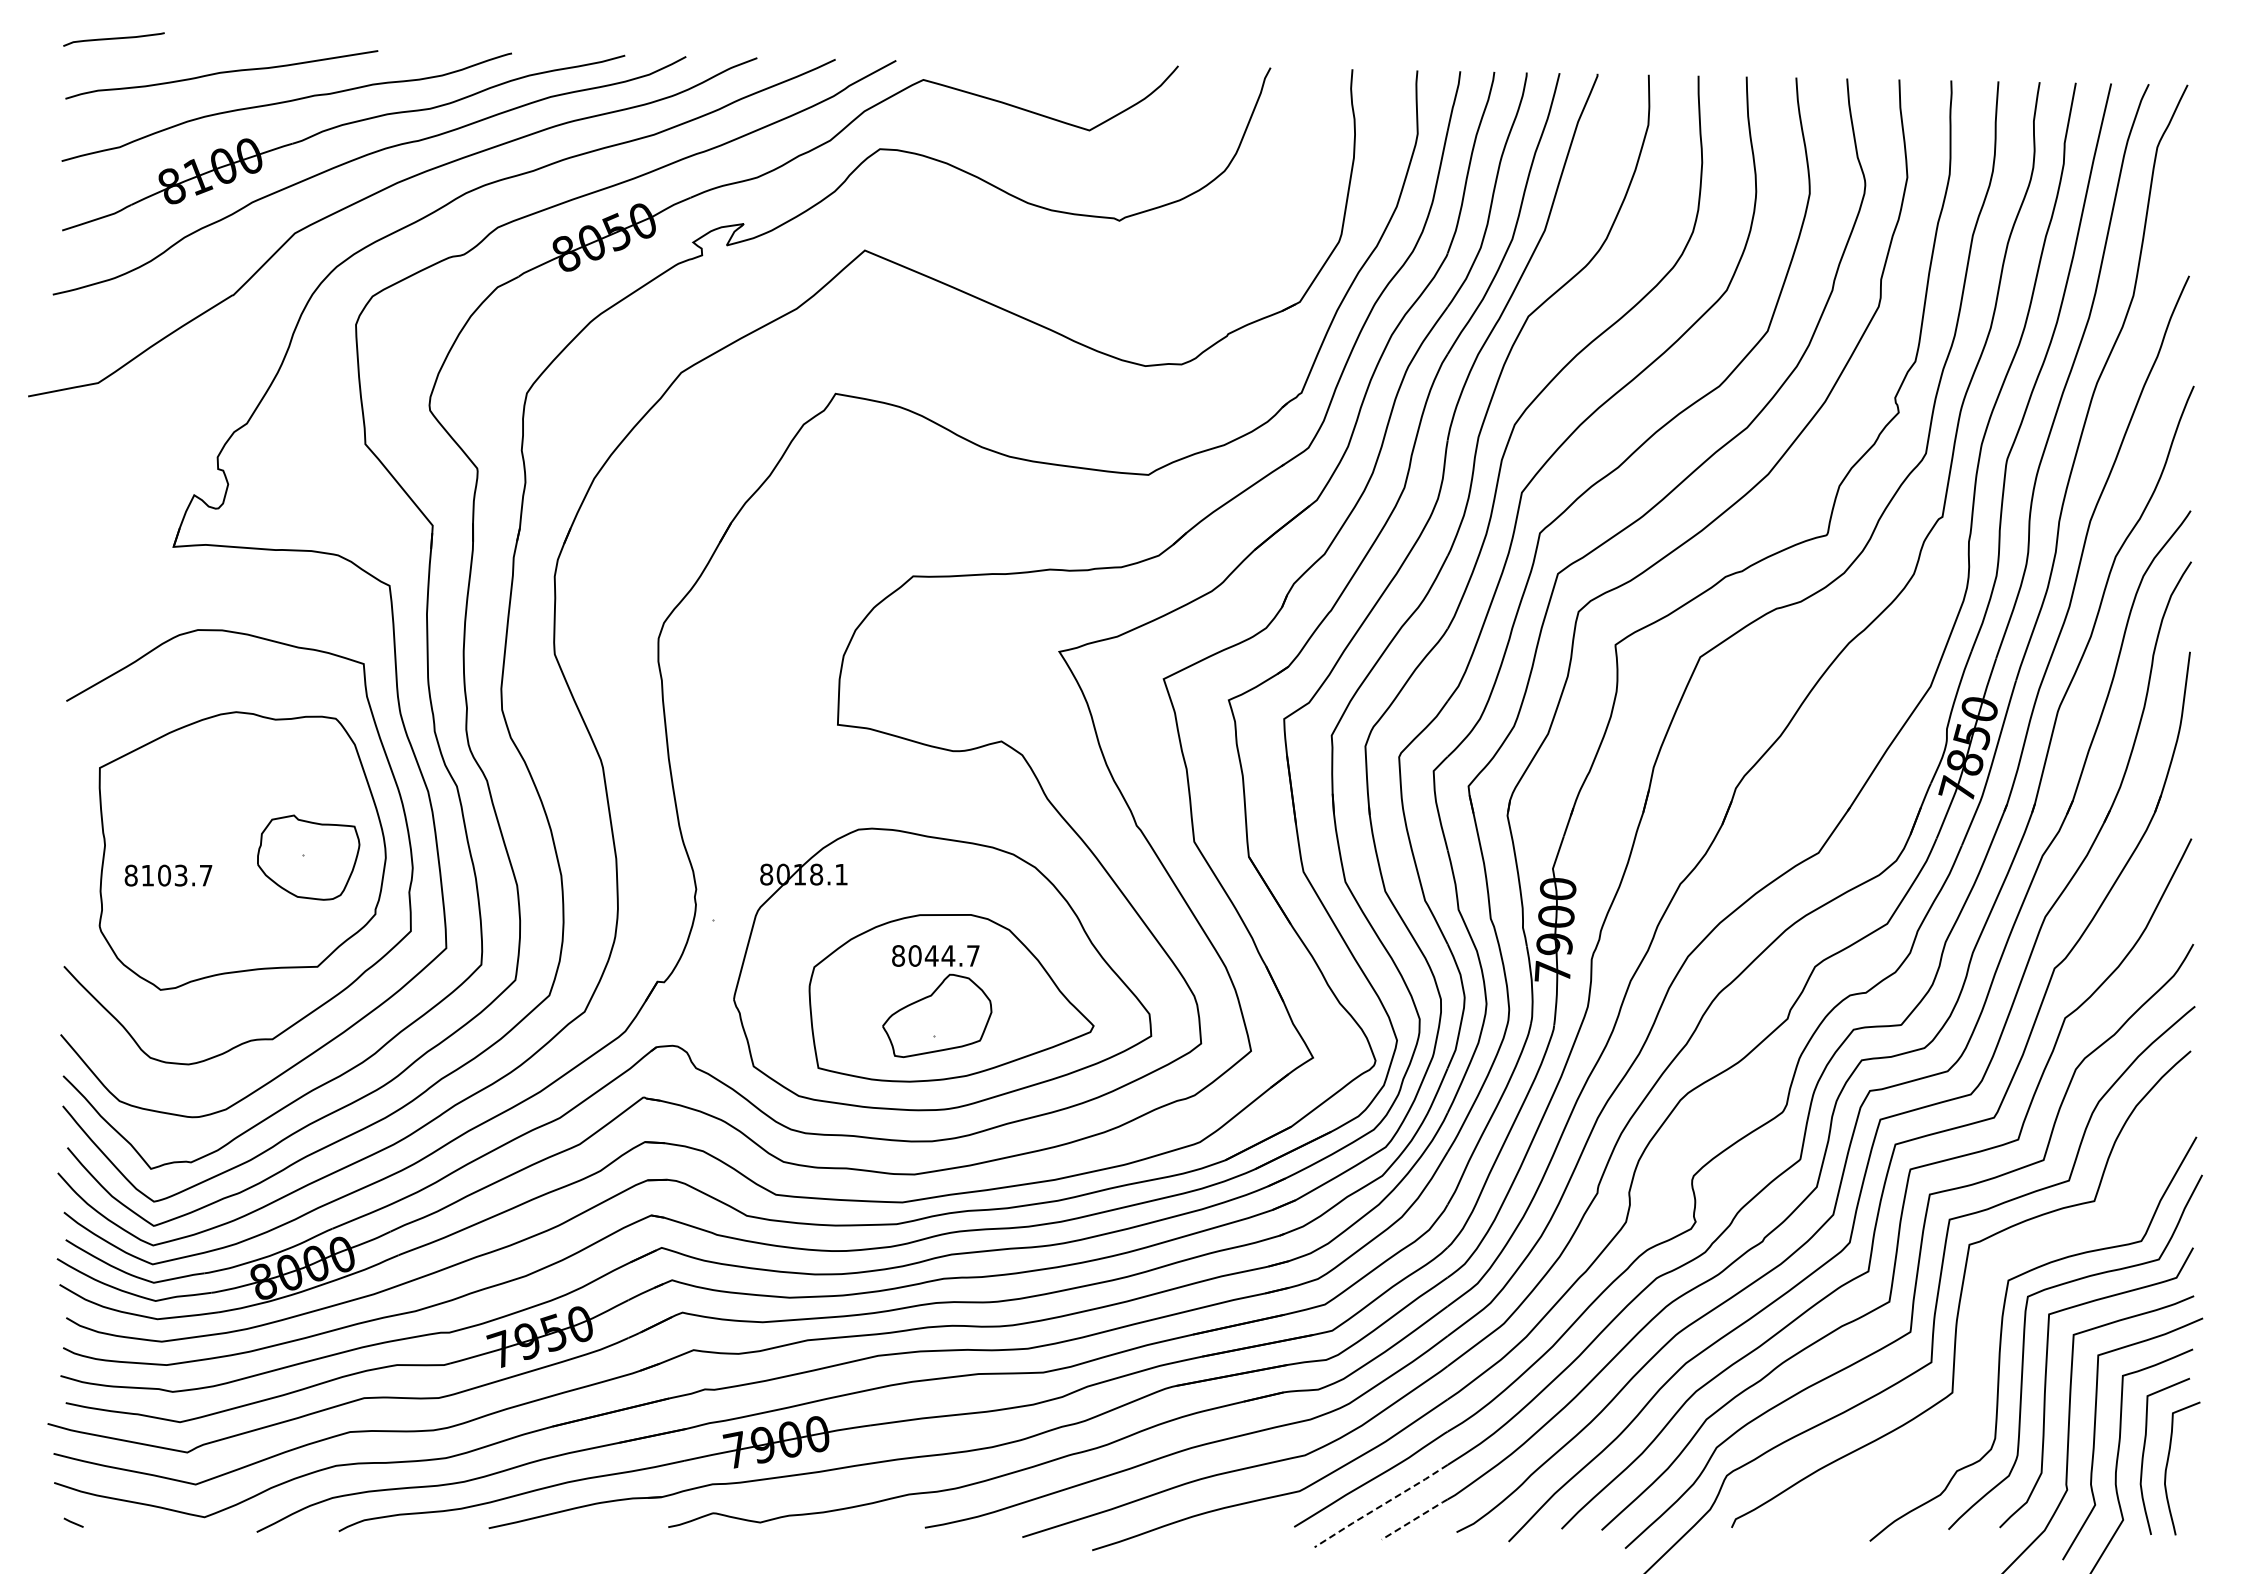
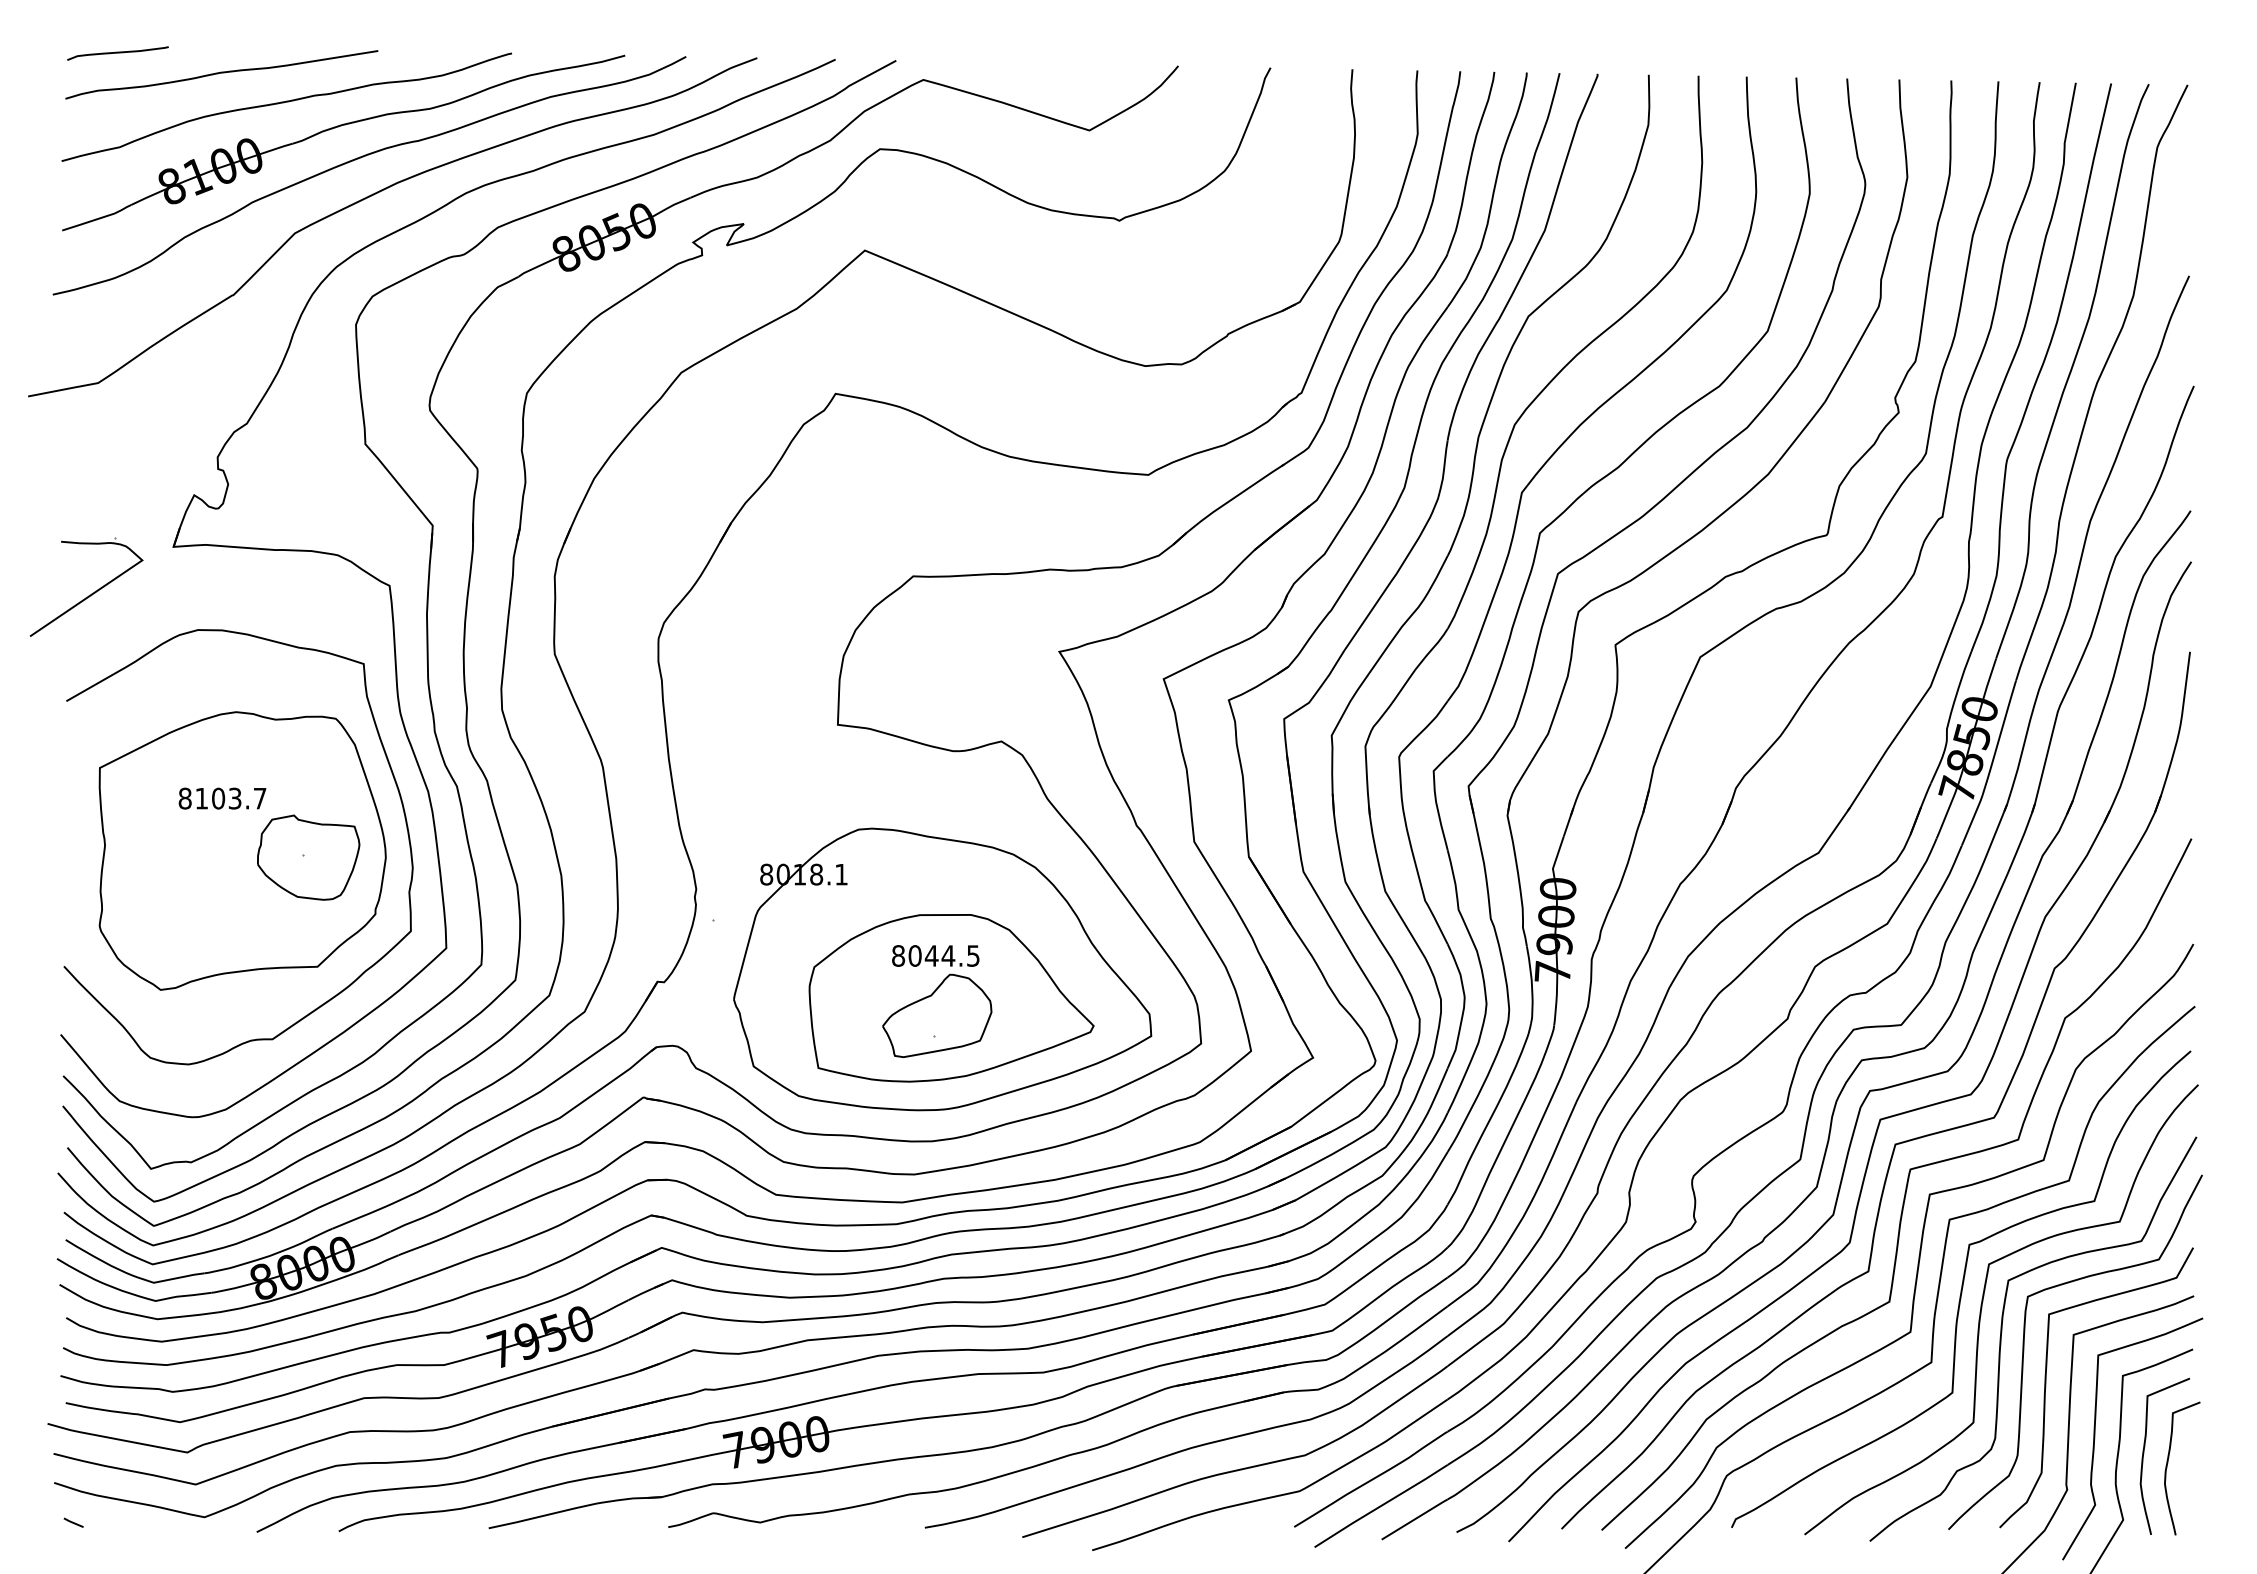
curve position: (113, 39) -> (117, 53) (117, 53)
part: none -> present (91, 593)
text position: (168, 875) -> (222, 798) (222, 798)
text: 8044.7 -> 8044.5 (973, 955)
curve: none -> present (1982, 1308)
line: dashed -> solid (1380, 1506)
line: dashed -> solid (1414, 1519)
